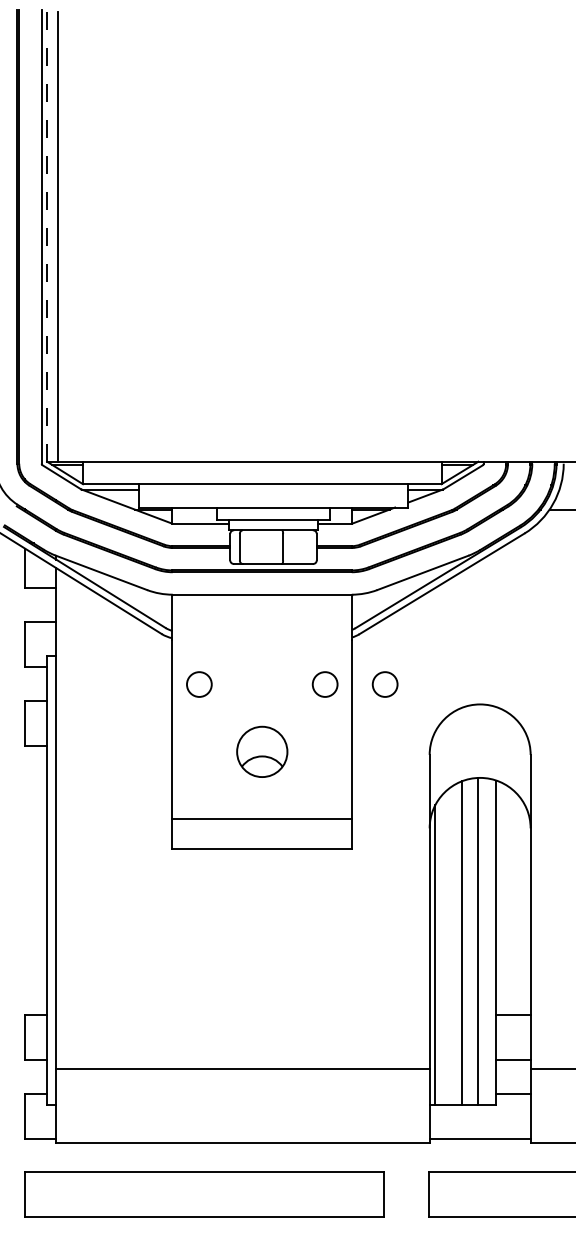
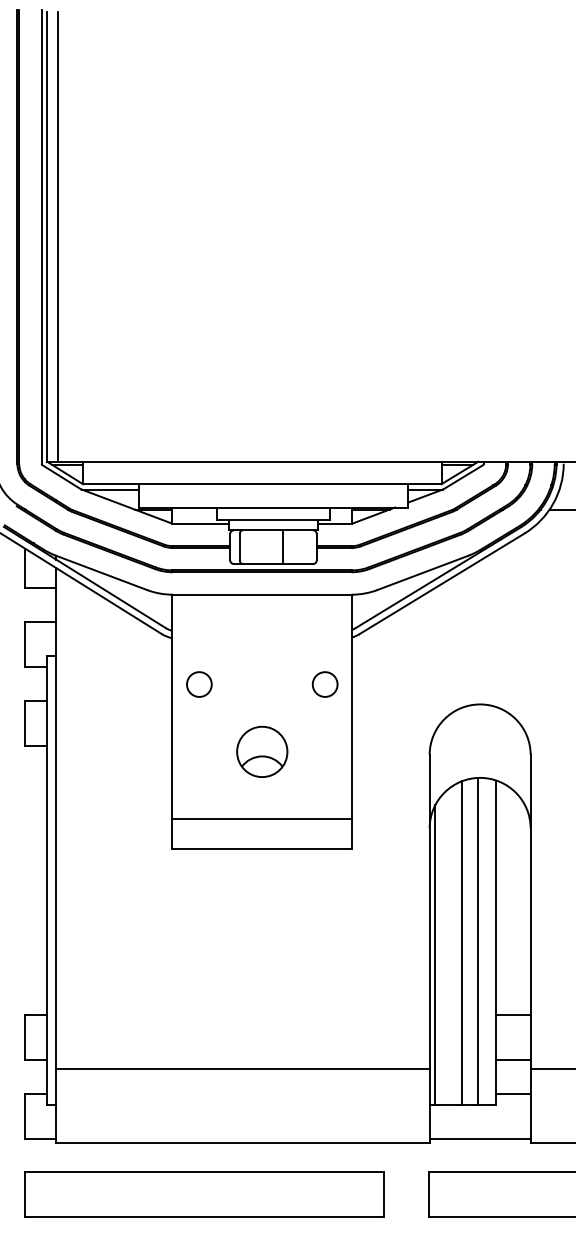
line: dashed -> solid (47, 237)
circle: present -> none (384, 684)
